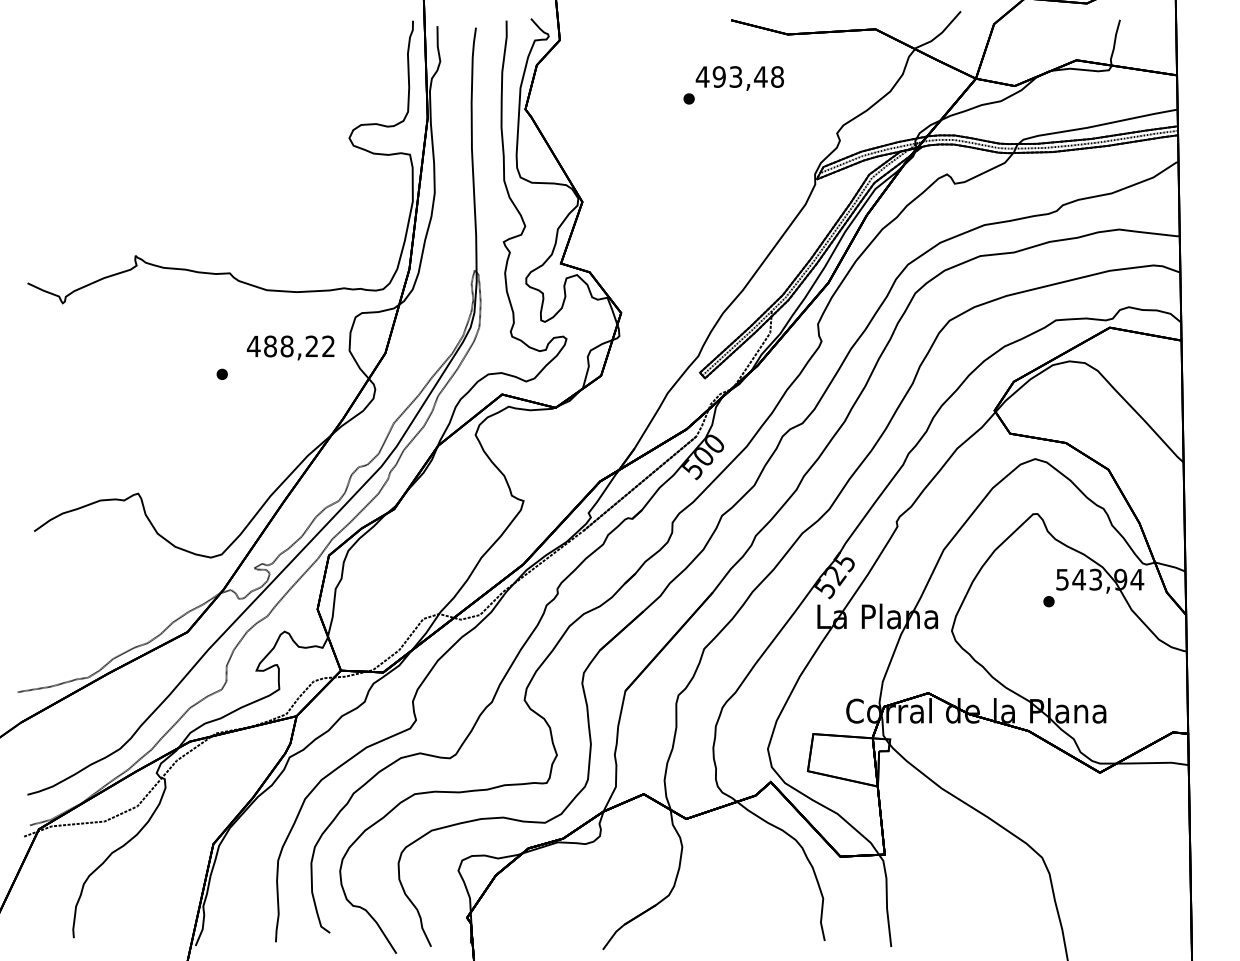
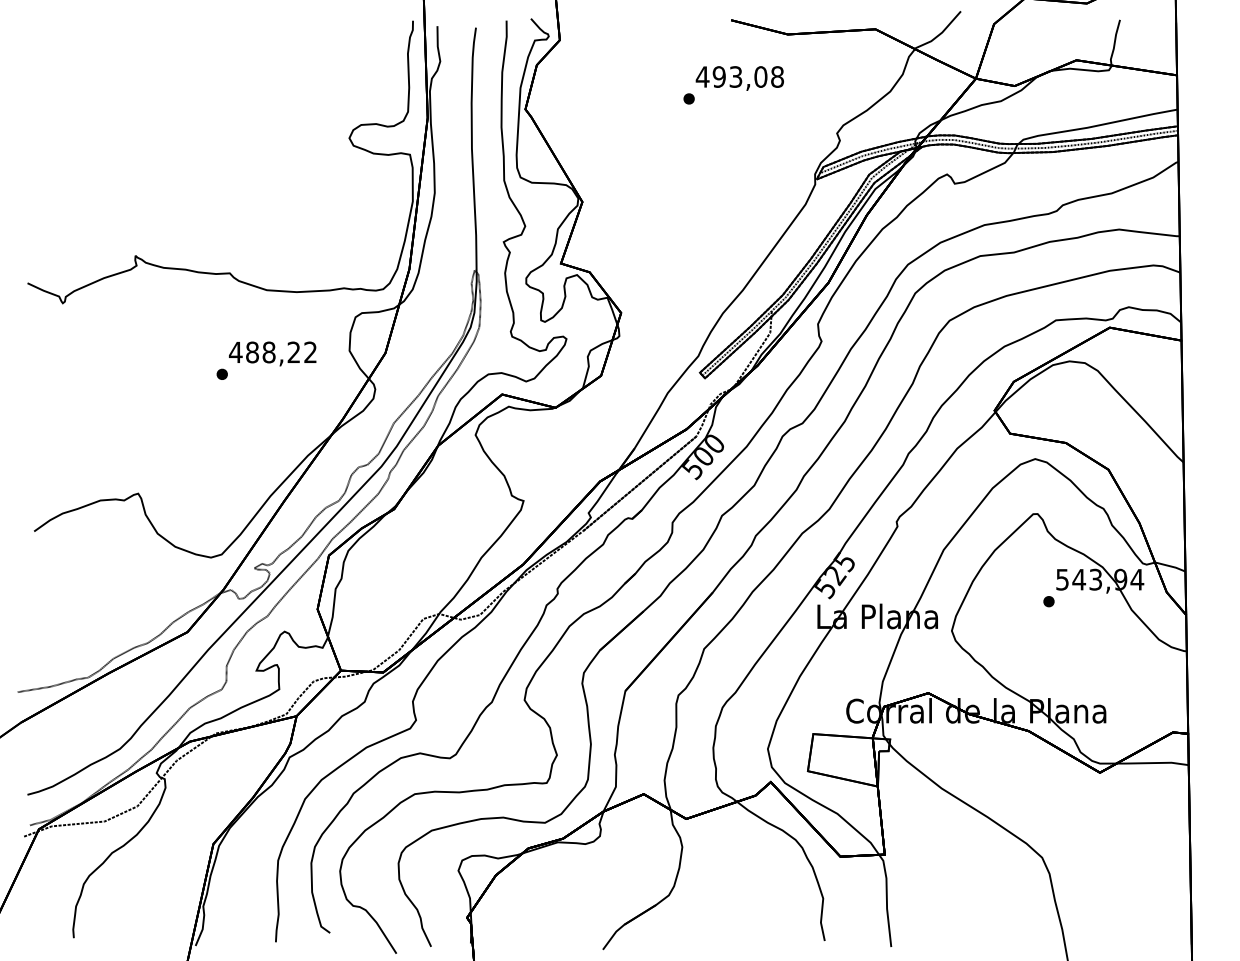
text: 493,48 -> 493,08 (760, 76)
text position: (290, 347) -> (272, 353) (272, 353)
